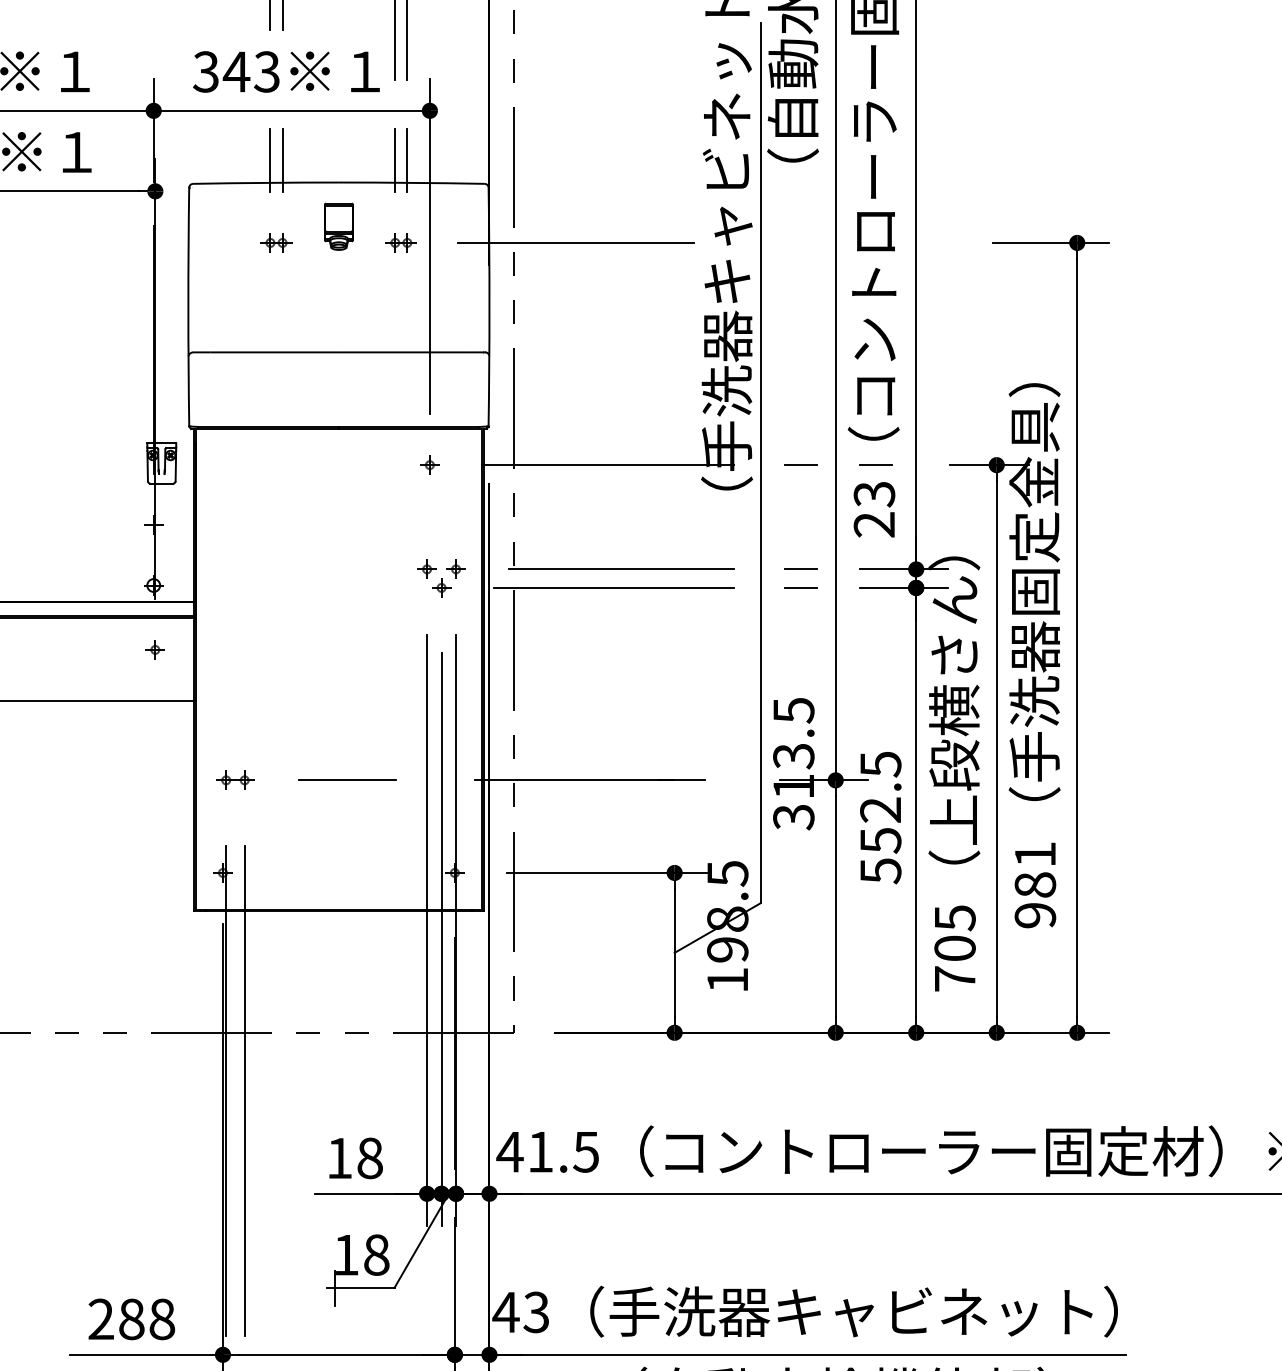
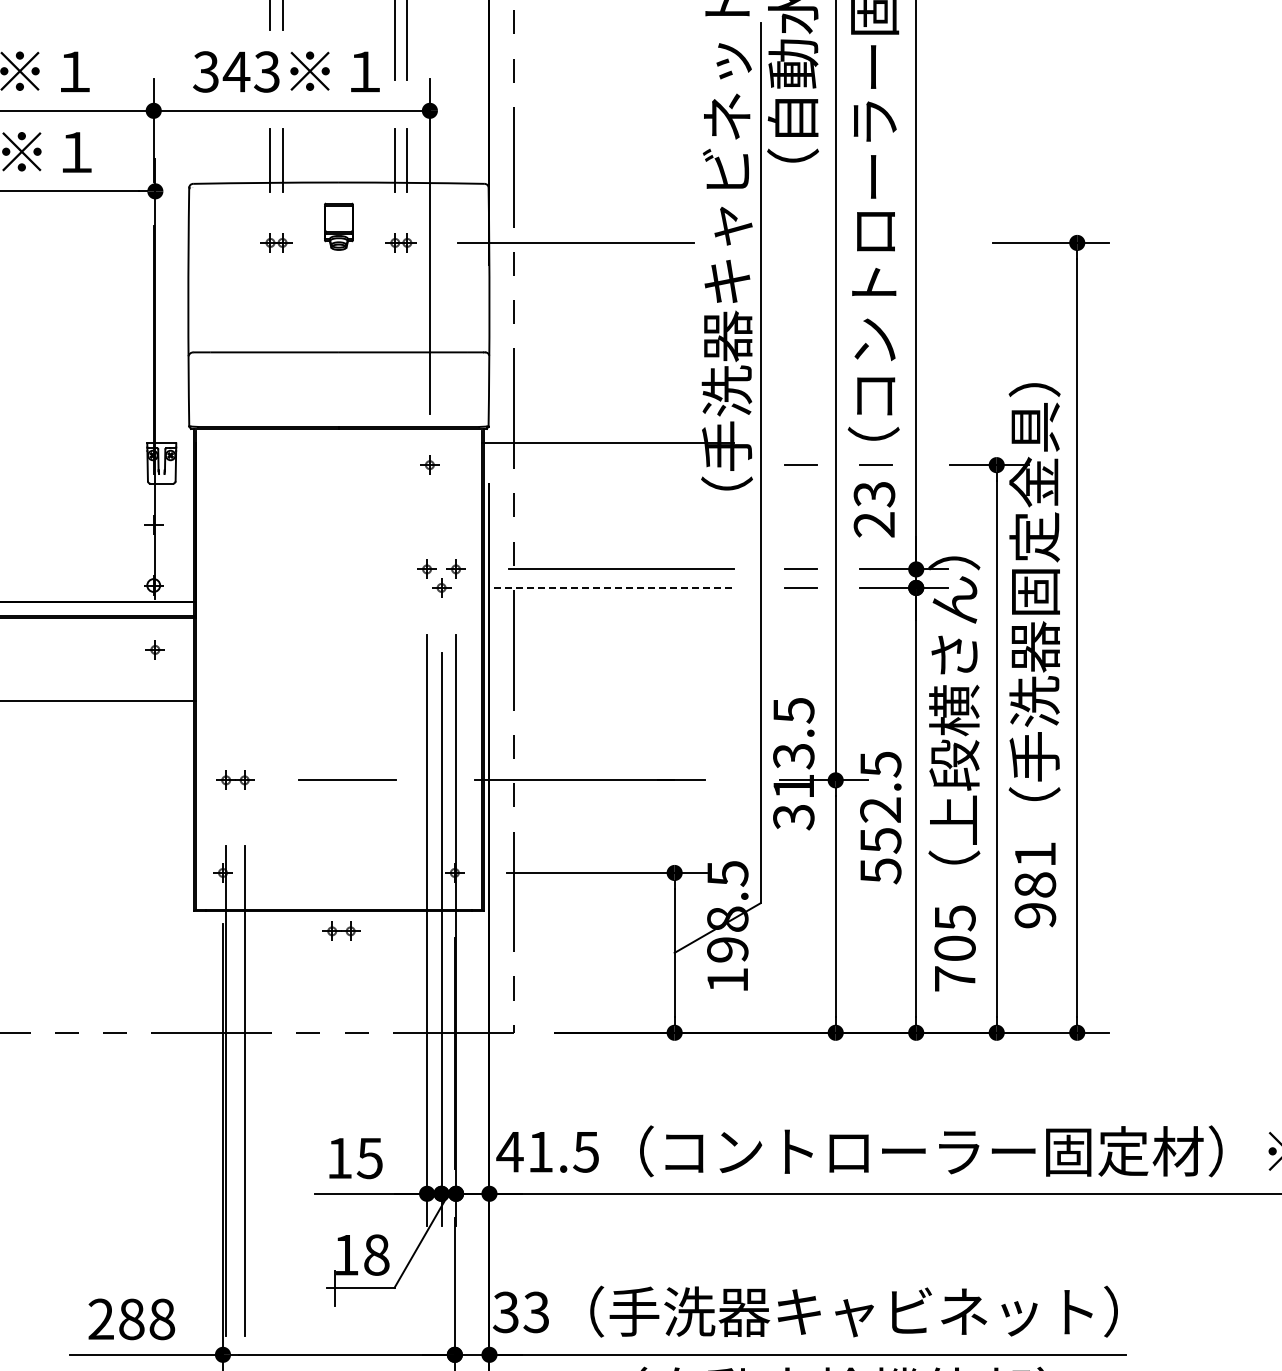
line position: (608, 465) -> (608, 443) (608, 443)
line: solid -> dashed (614, 587)
part: none -> present (341, 930)
text: 18 -> 15 (369, 1158)
text: 43 -> 33 (505, 1312)
